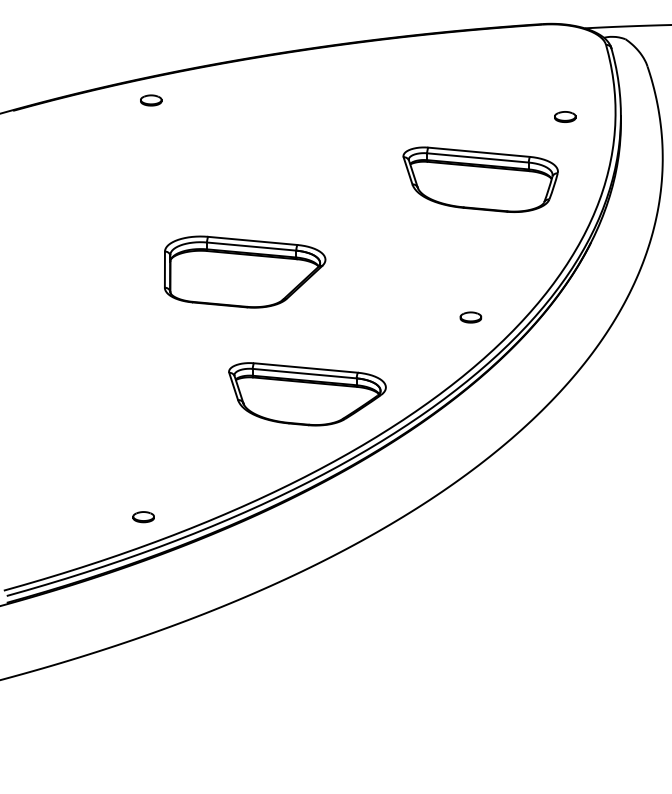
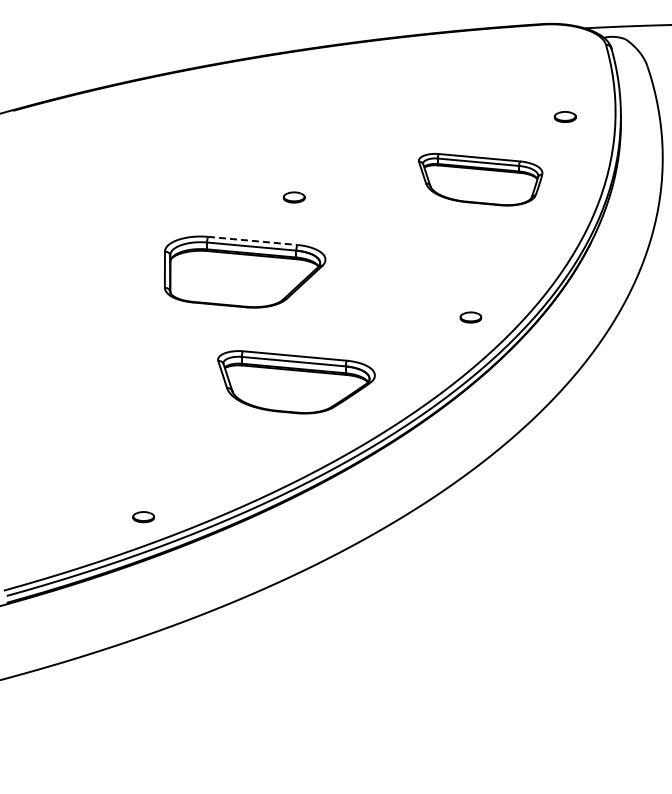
part position: (151, 100) -> (294, 197) (294, 197)
part size: 157x67 px -> 126x54 px (480, 179)
line: solid -> dashed (252, 240)
part position: (307, 394) -> (296, 382) (296, 382)
